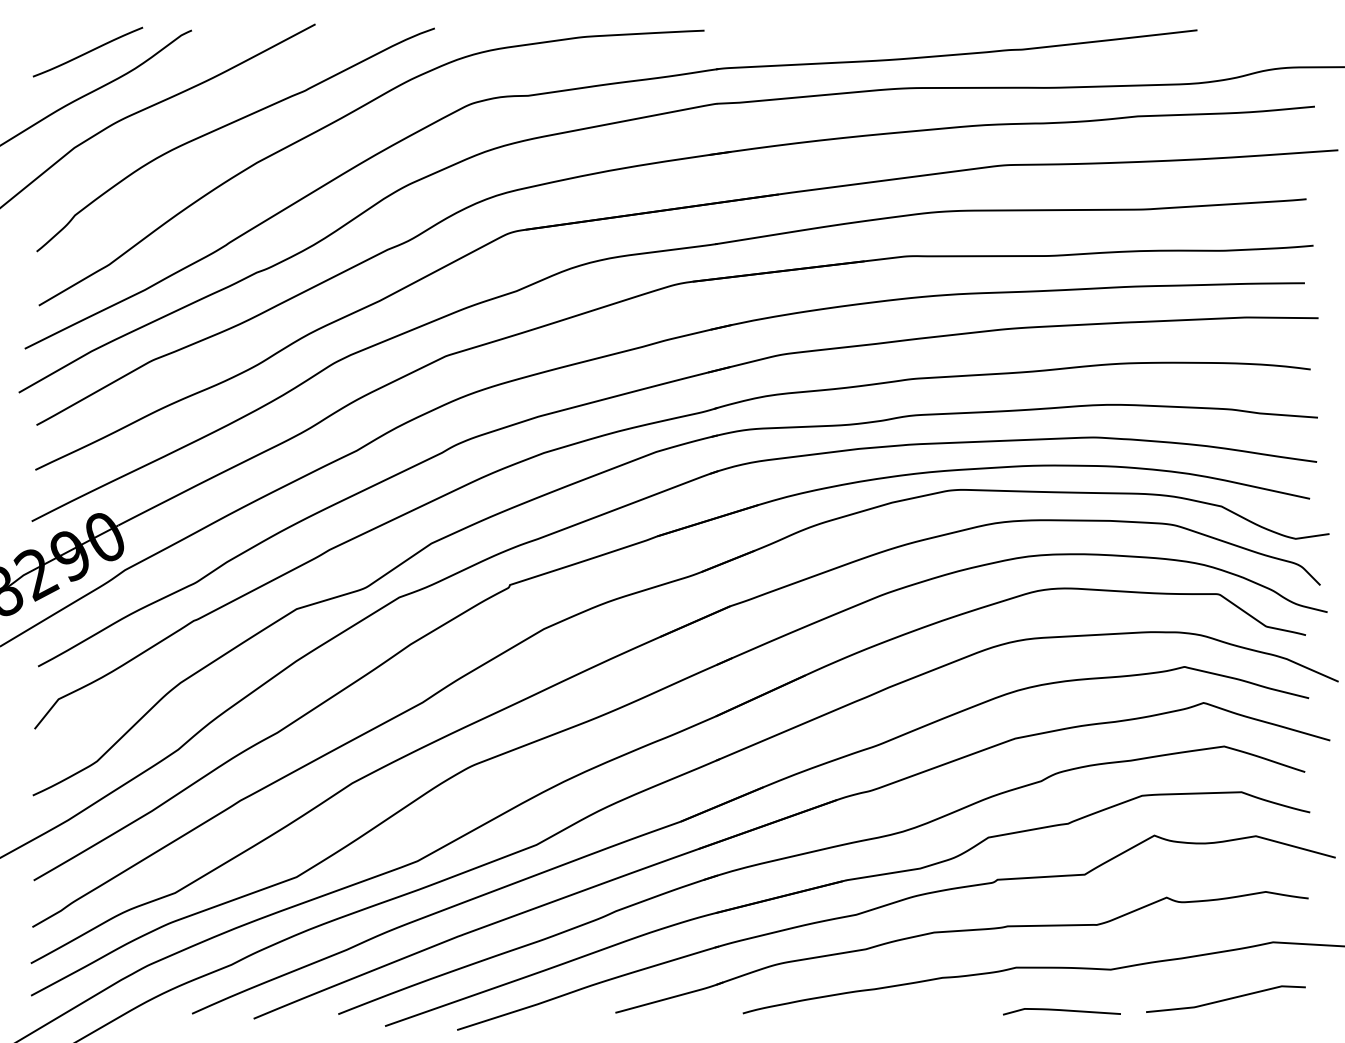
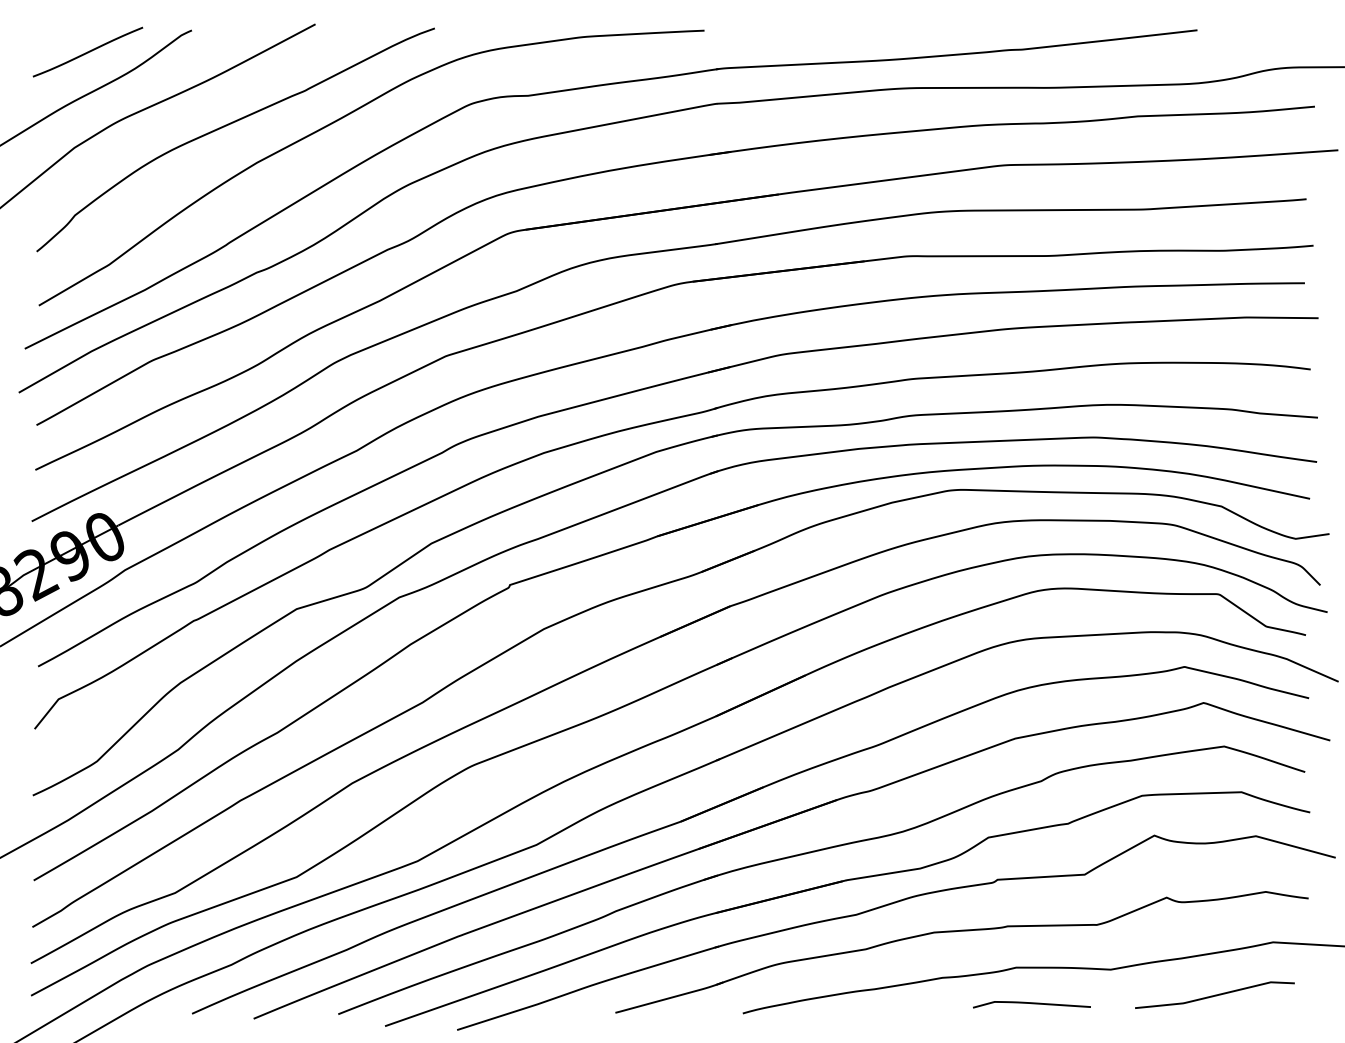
curve position: (1226, 998) -> (1215, 994) (1215, 994)
curve position: (1061, 1011) -> (1031, 1004) (1031, 1004)
